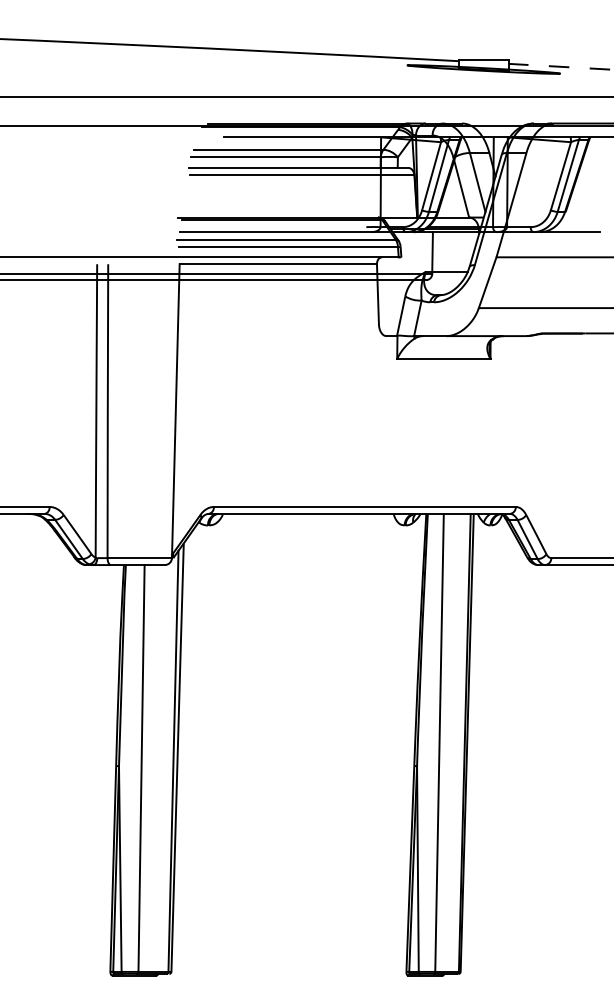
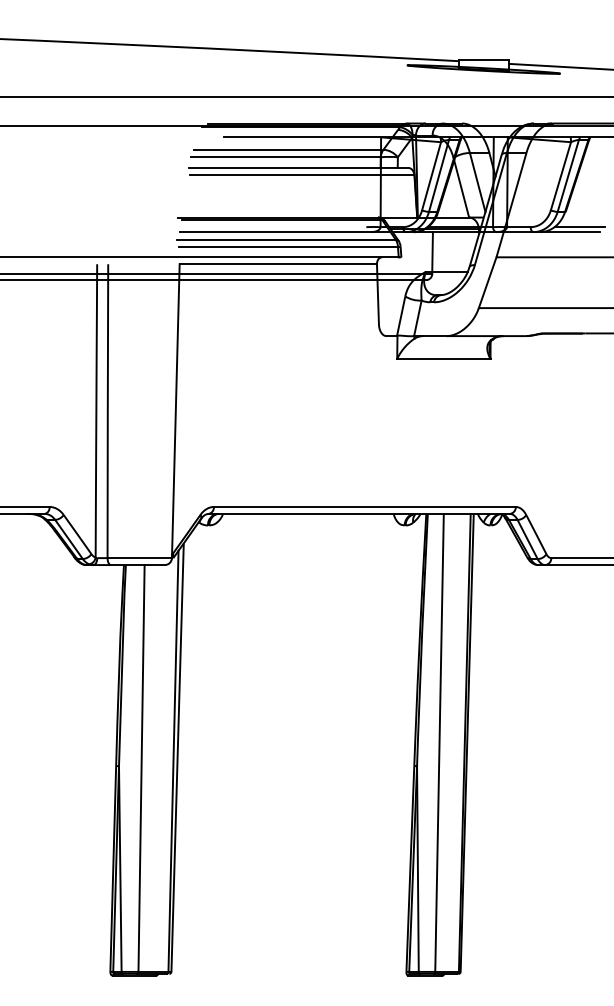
line: dashed -> solid (560, 66)
line: none -> present (579, 227)
